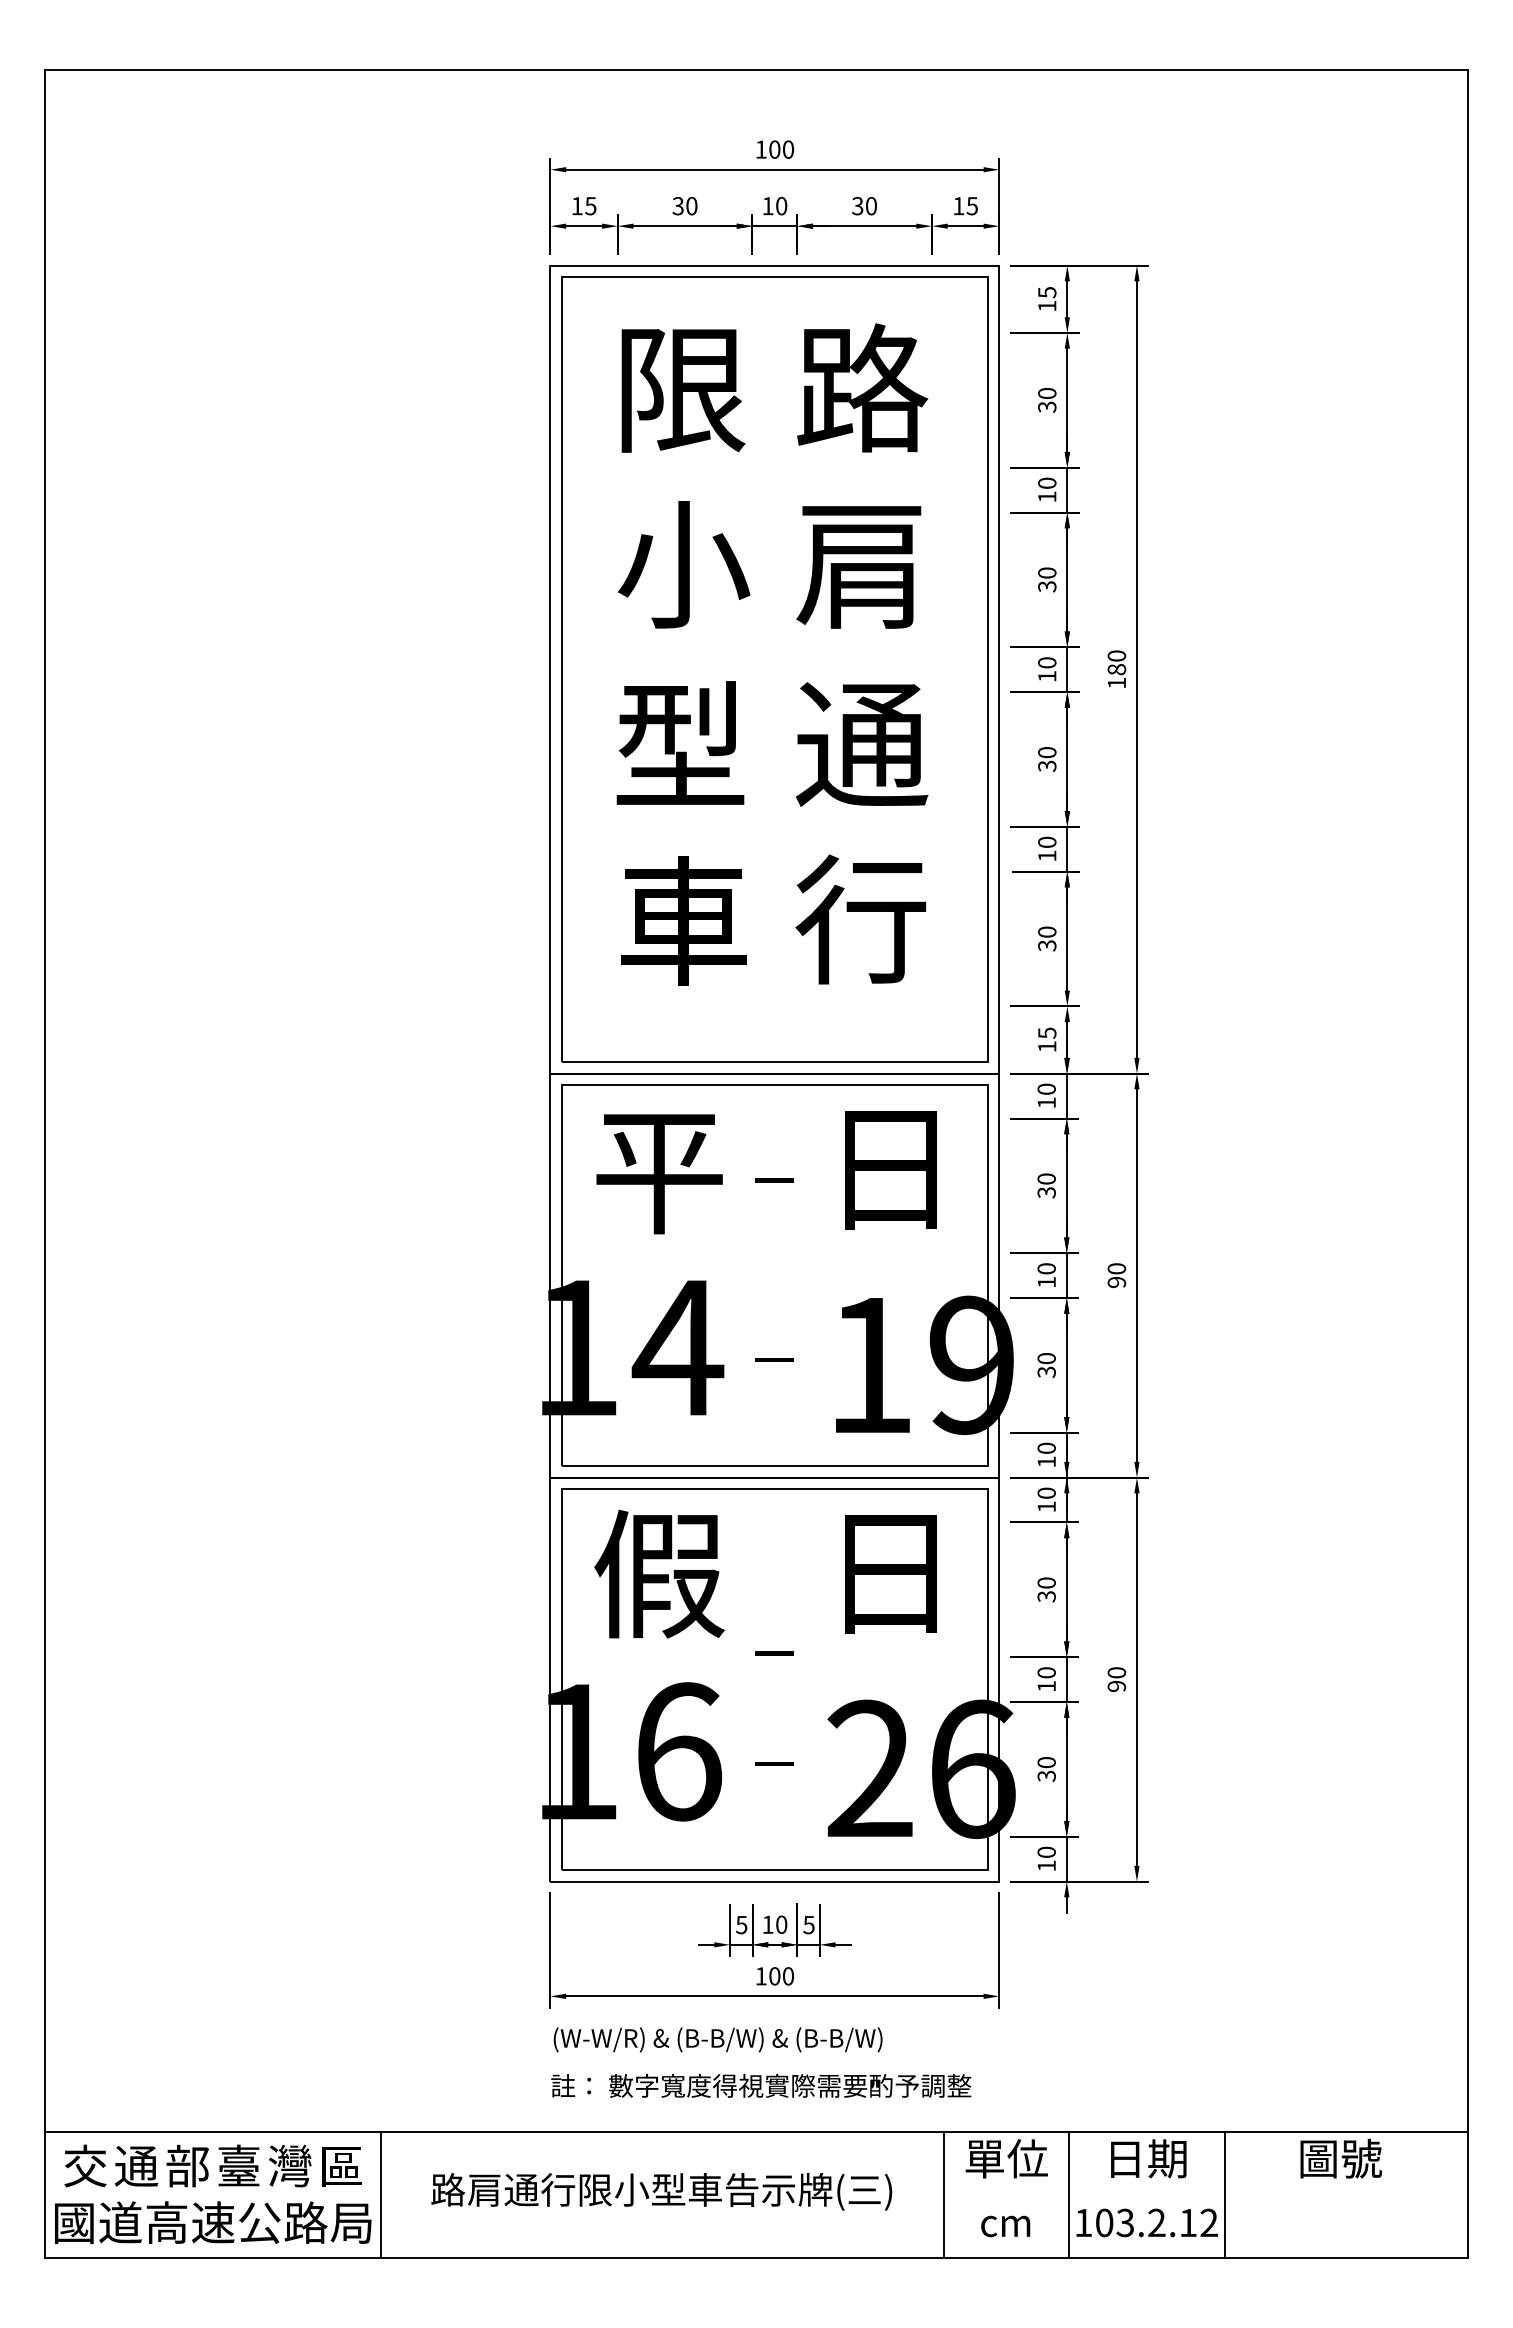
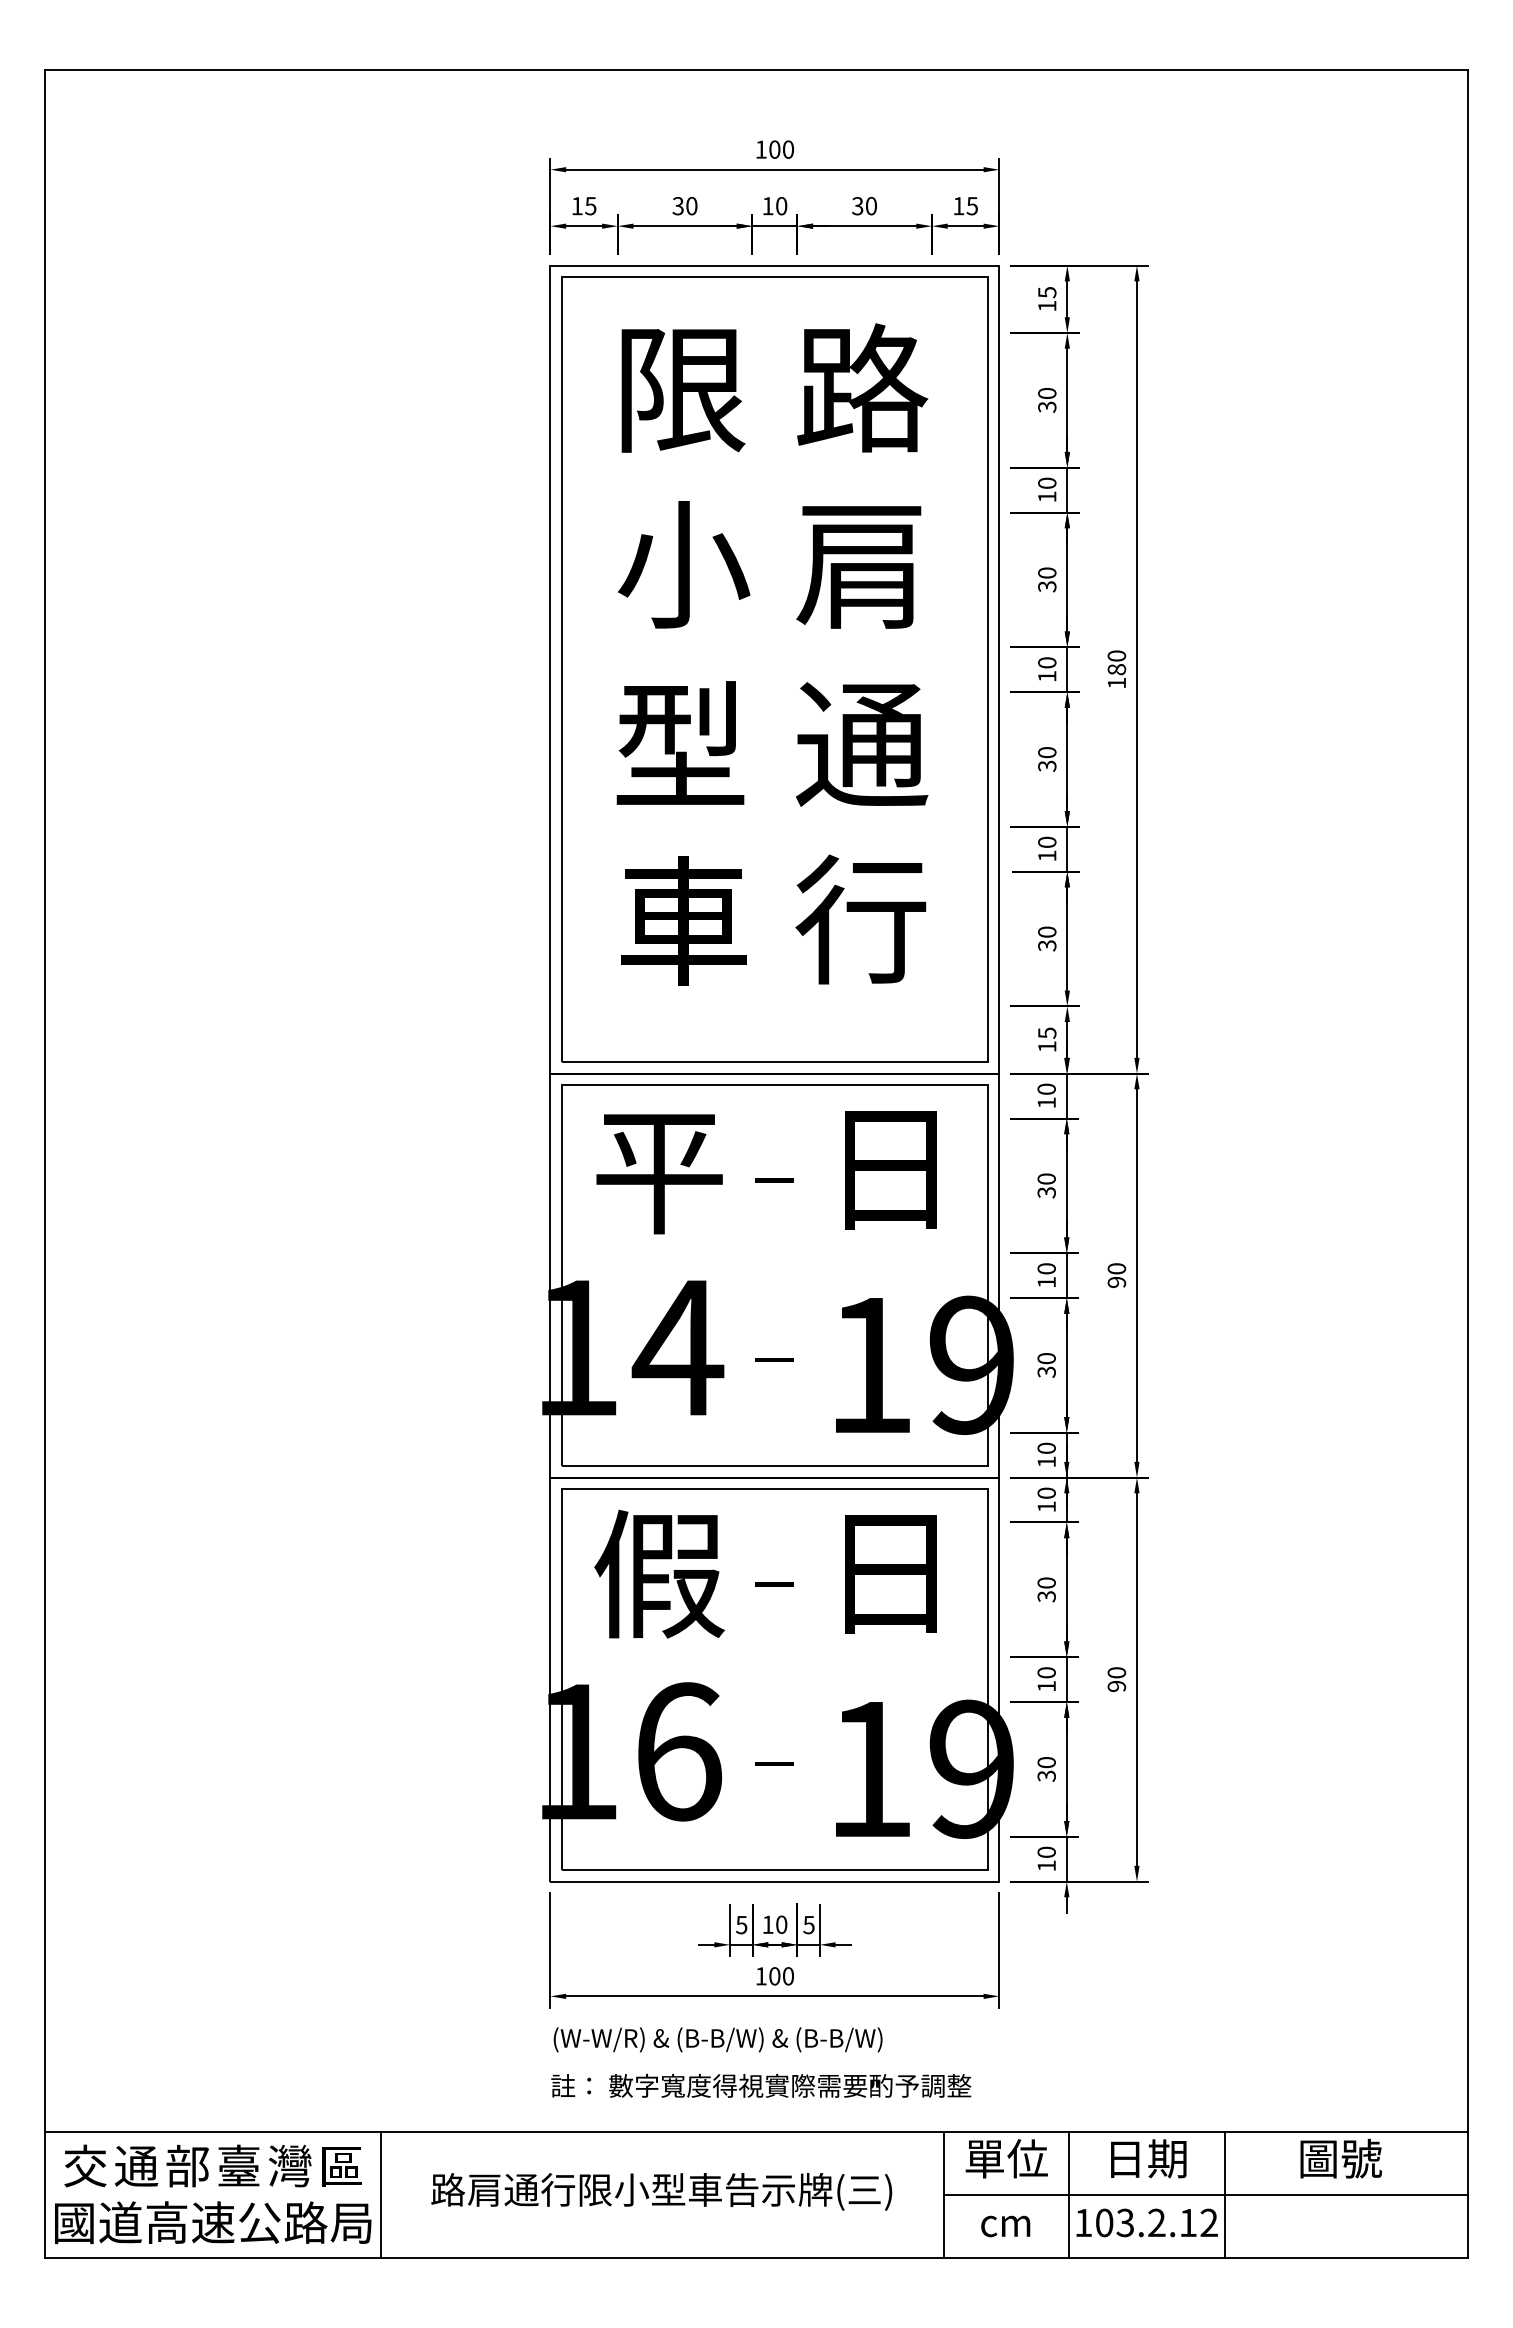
text position: (774, 1653) -> (774, 1584) (774, 1584)
text: 26 -> 19 (921, 1768)
line: none -> present (1205, 2194)
